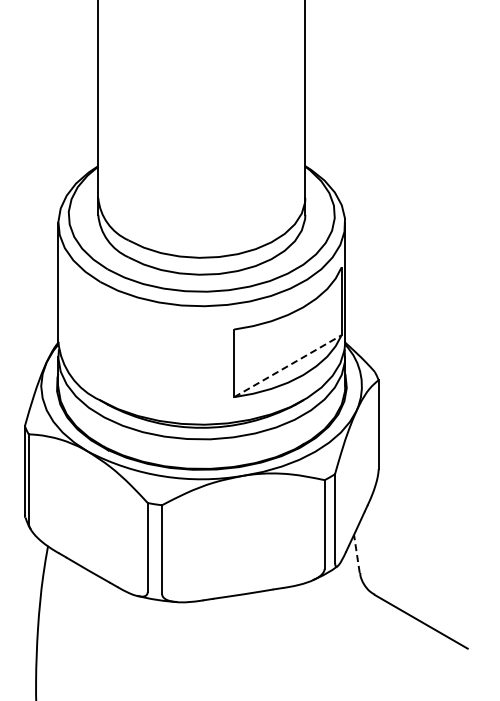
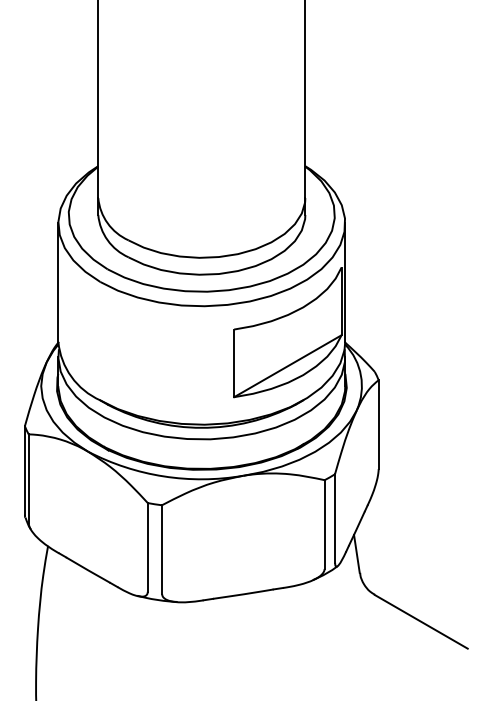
line: dashed -> solid (287, 366)
line: dashed -> solid (356, 553)
